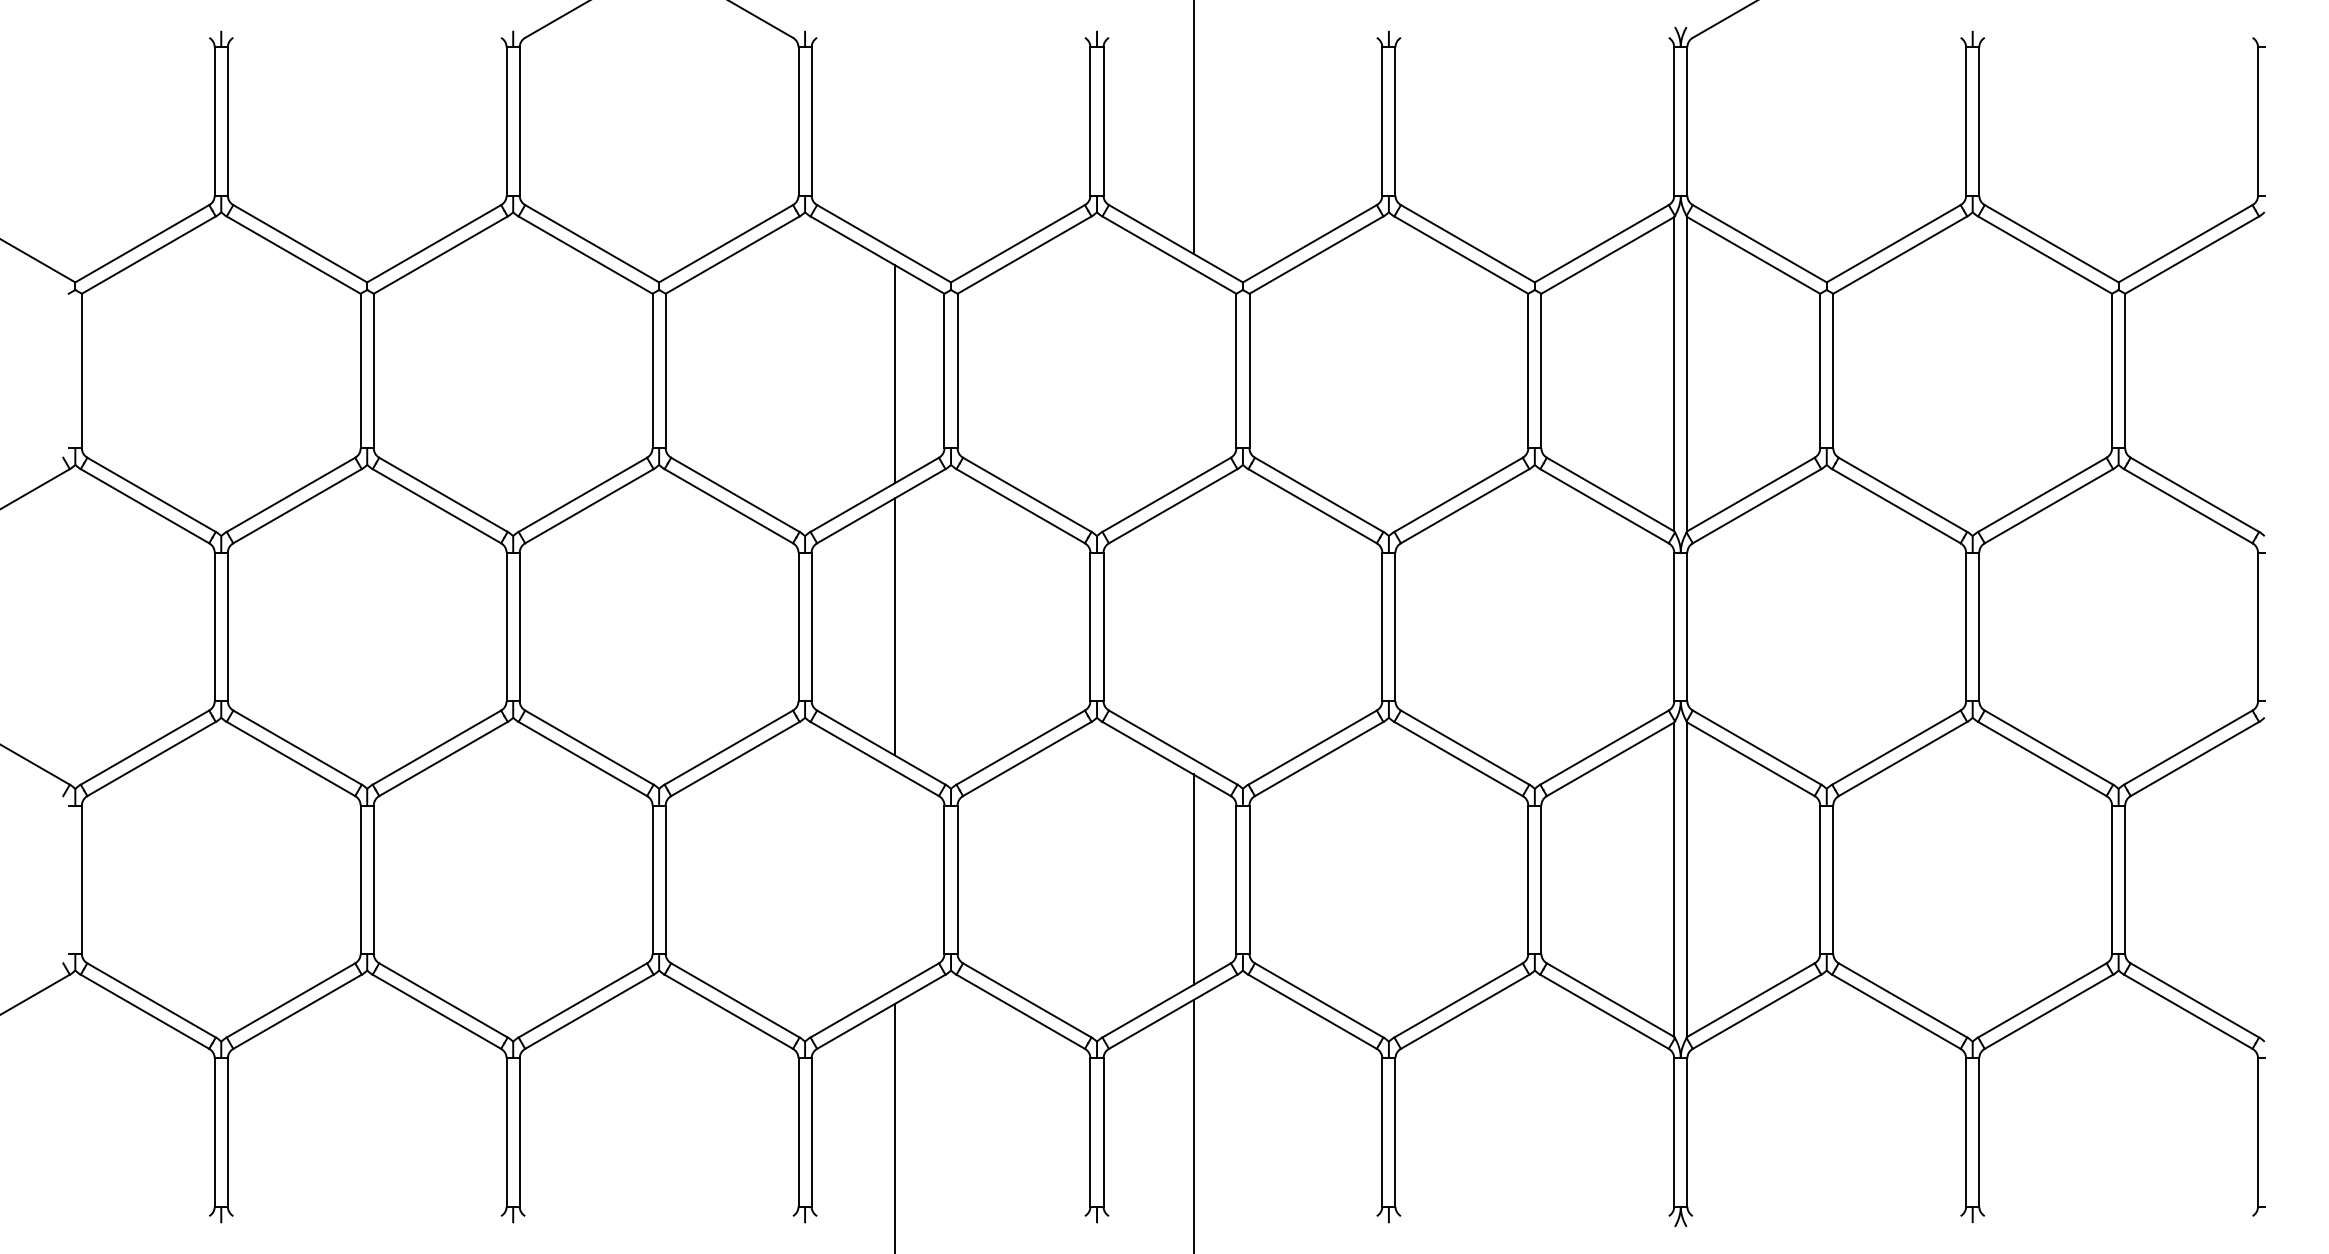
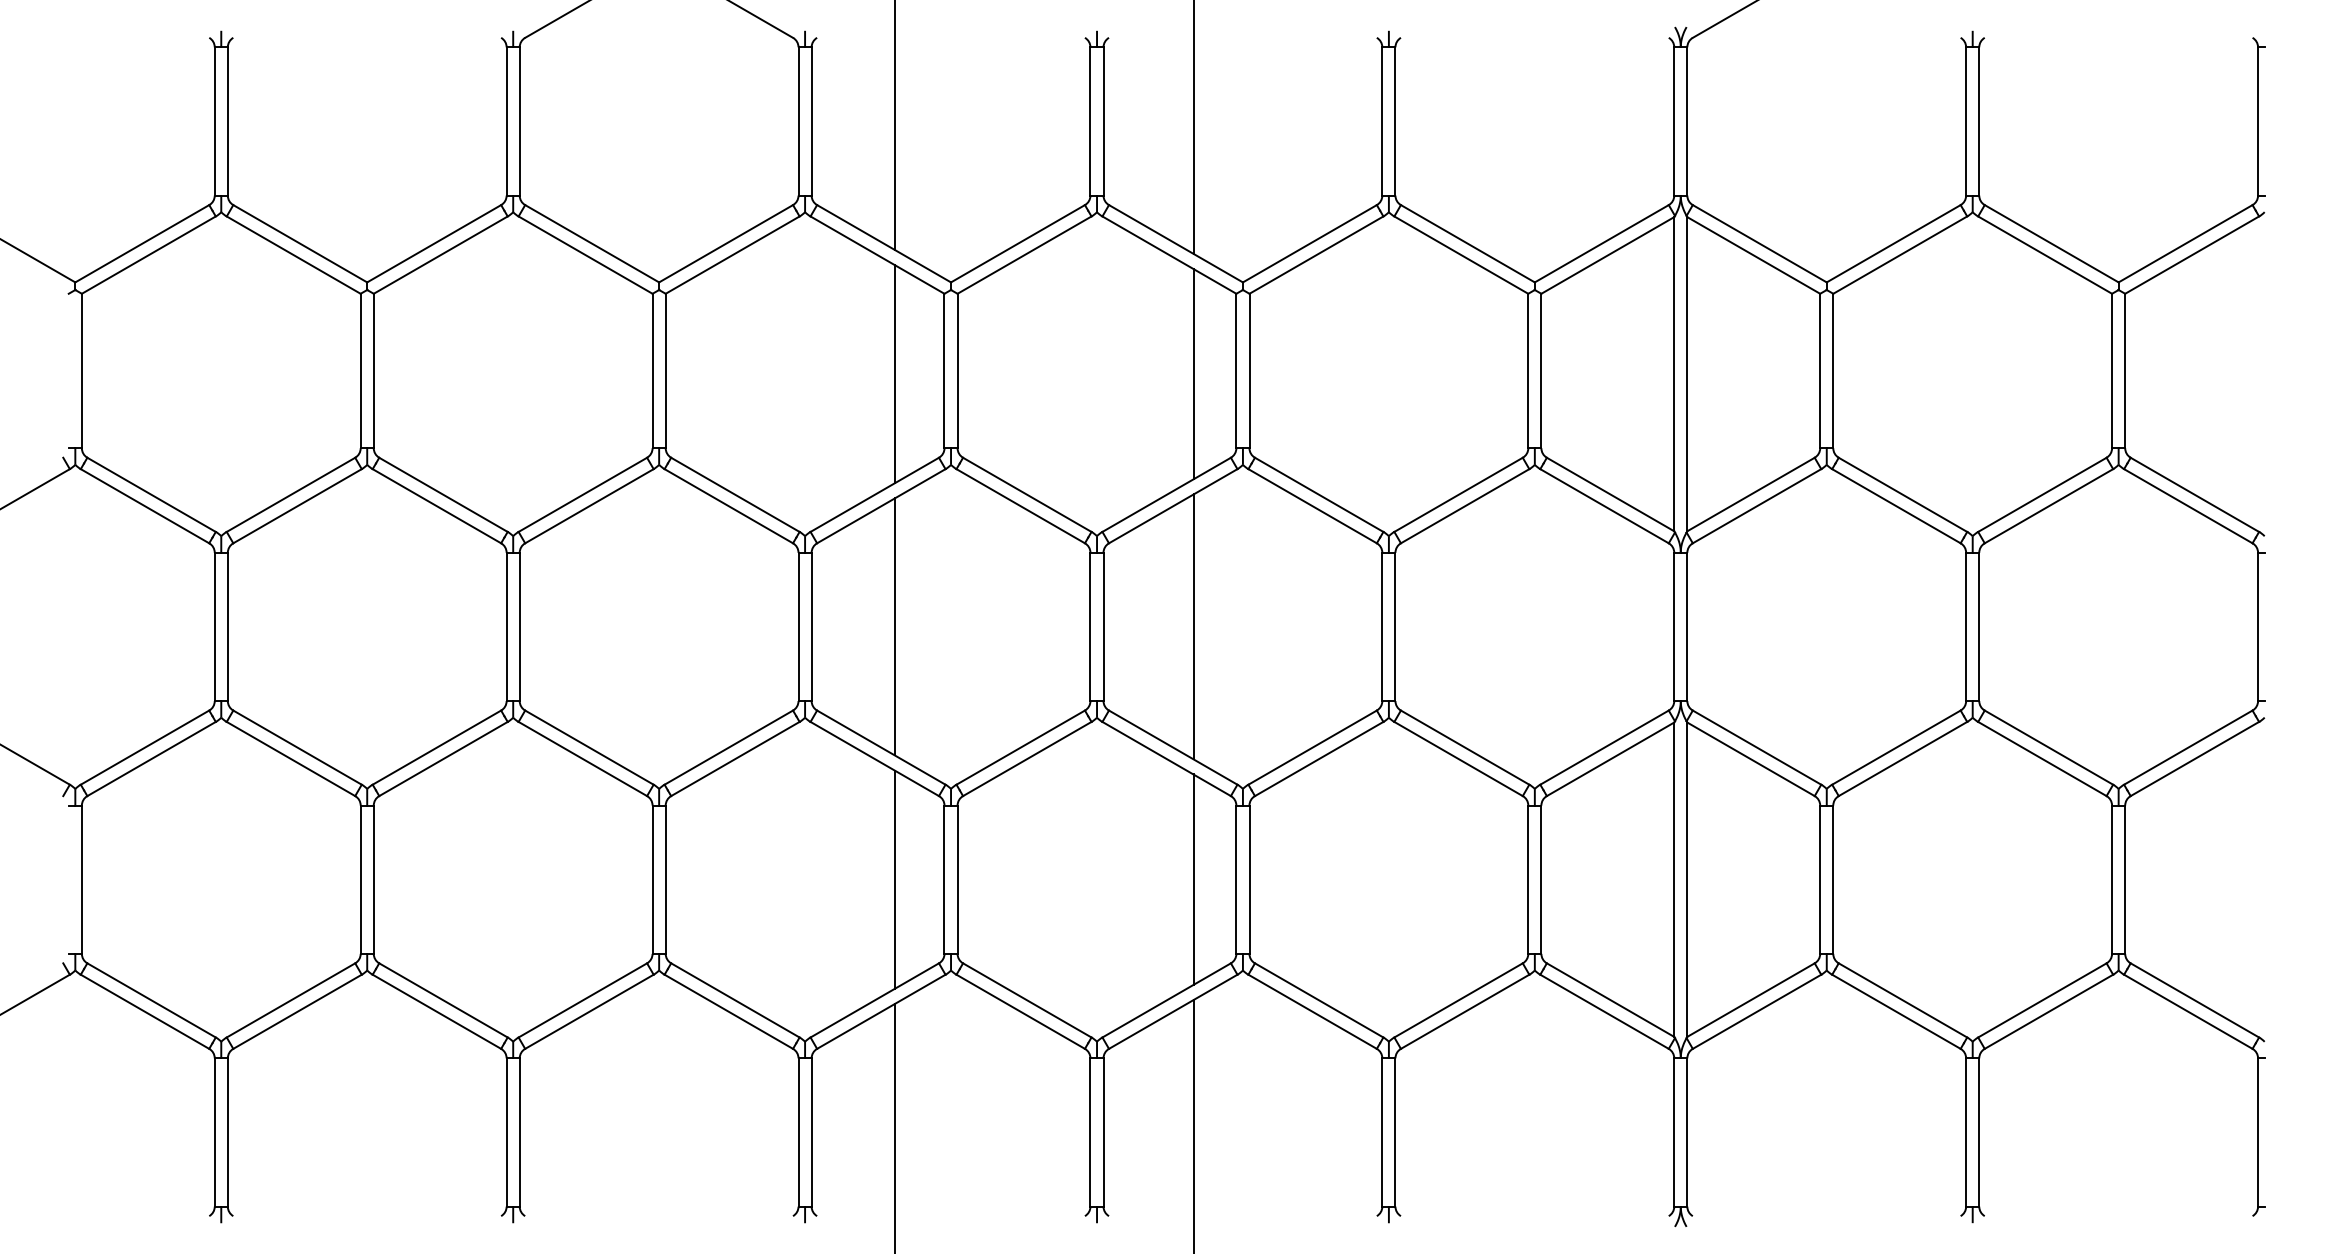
line: none -> present (894, 125)
line: none -> present (1193, 374)
line: none -> present (1193, 626)
line: none -> present (894, 879)
